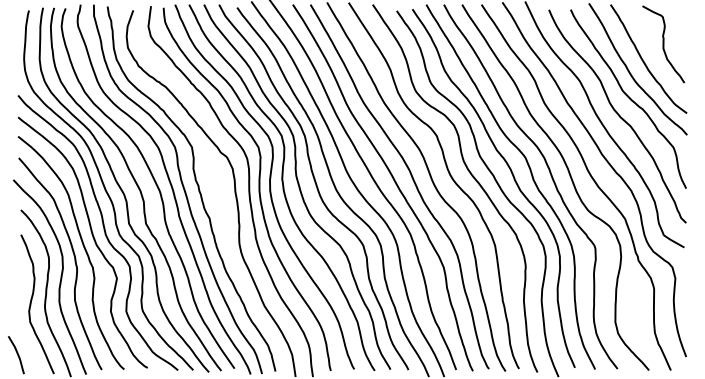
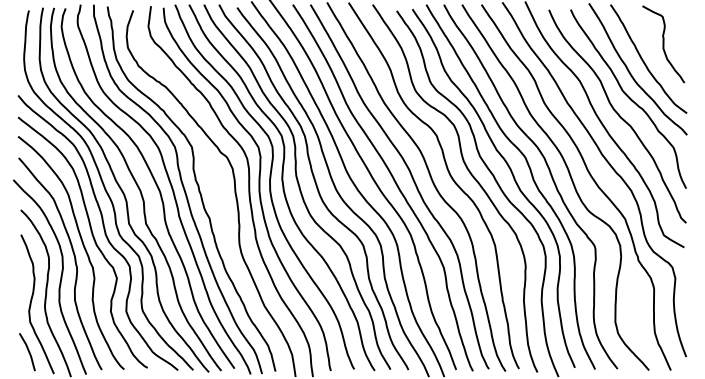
curve position: (17, 355) -> (28, 352) (28, 352)
